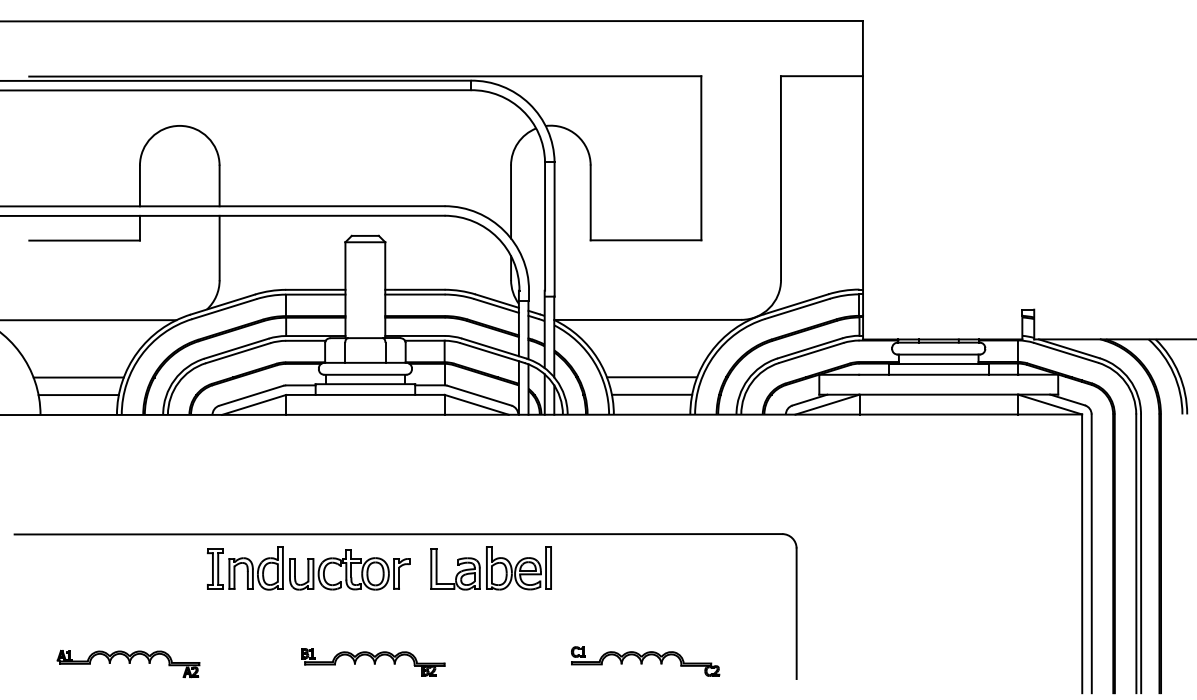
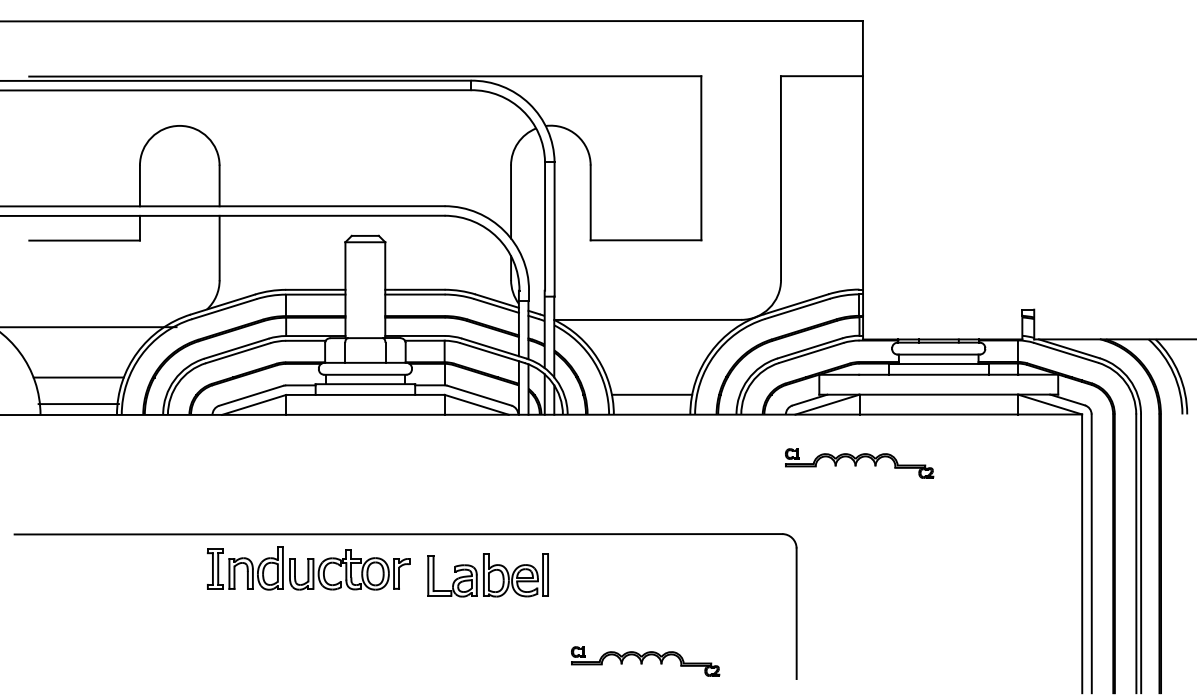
line position: (89, 320) -> (89, 327) (89, 327)
line: present -> none (651, 377)
line position: (78, 395) -> (78, 404) (78, 404)
part: none -> present (859, 463)
part position: (490, 568) -> (487, 575) (487, 575)
part: present -> none (373, 662)
part: present -> none (128, 663)
